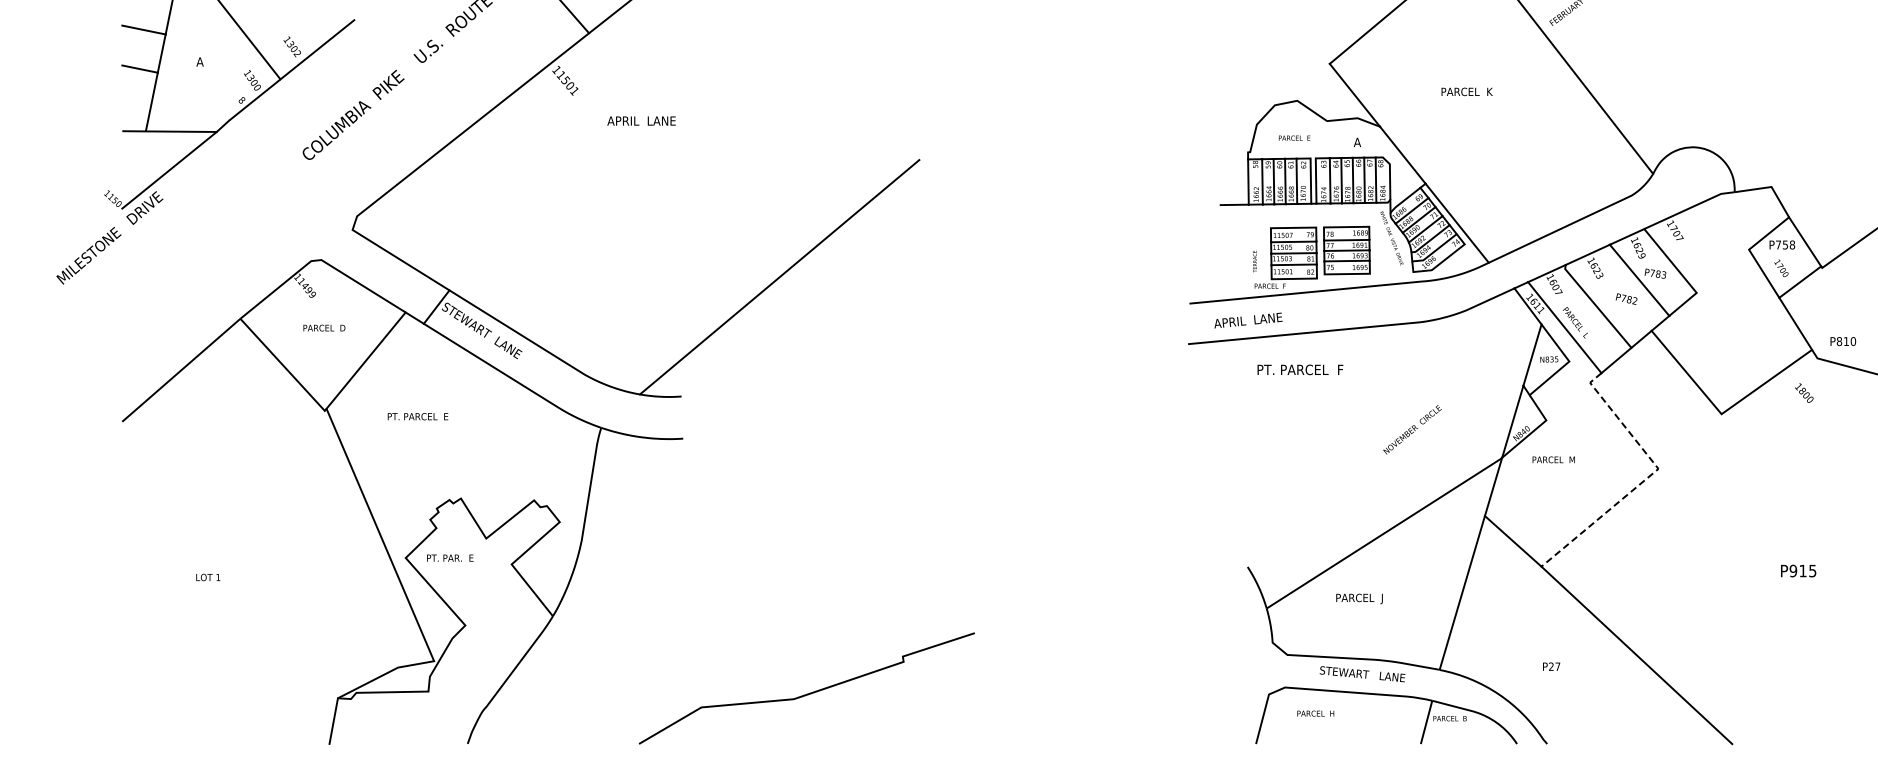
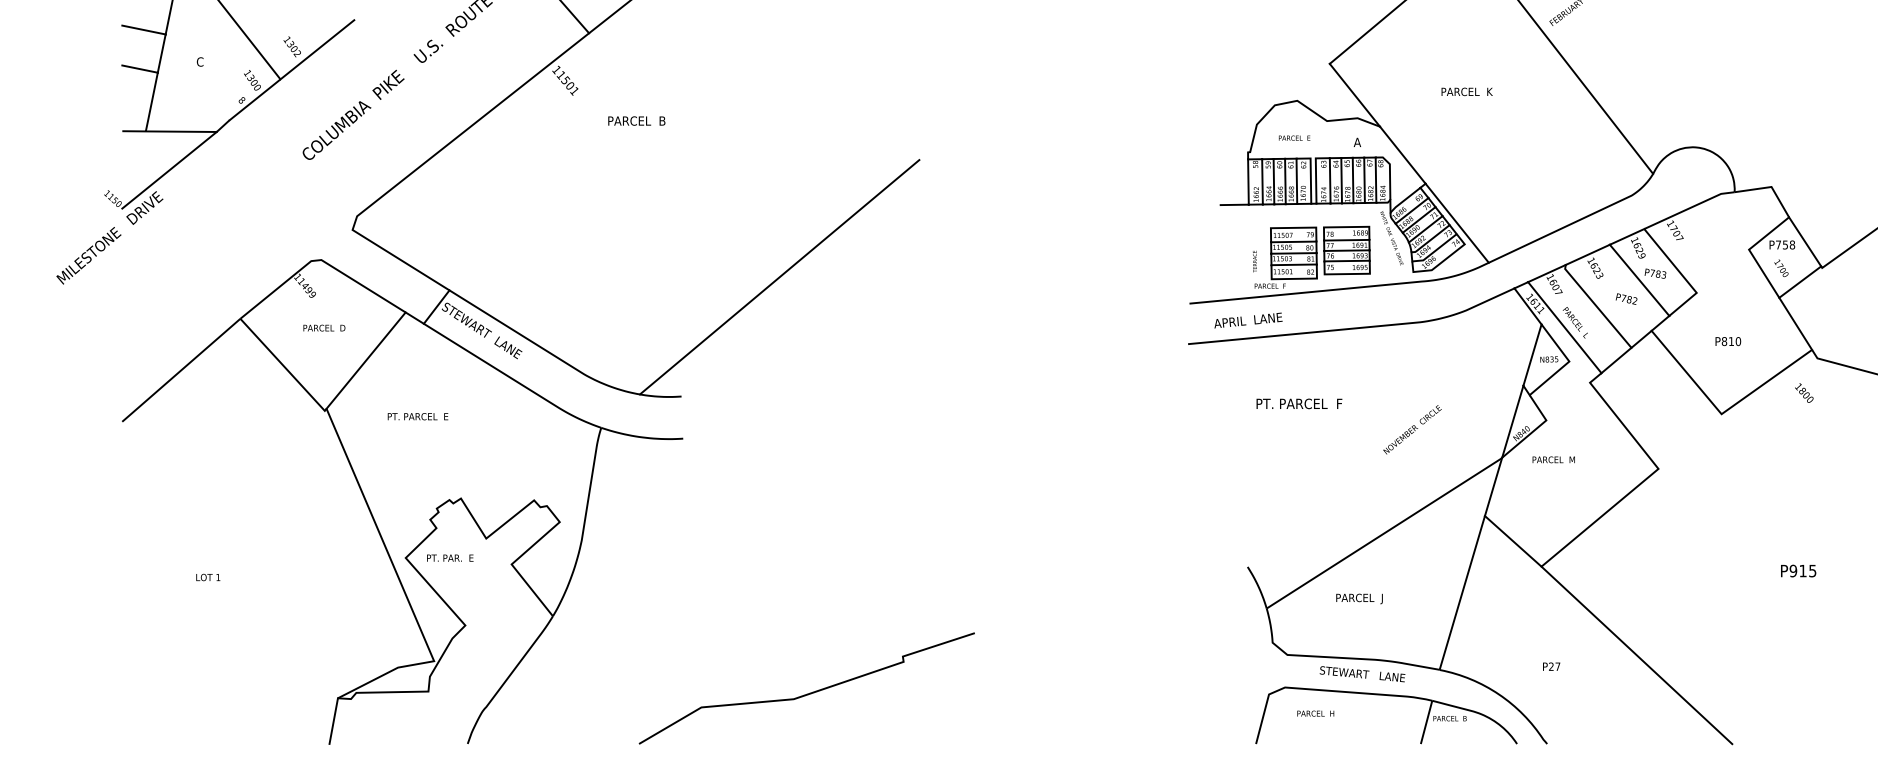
text: A -> C (199, 61)
text: APRIL  LANE -> PARCEL  B (641, 120)
text position: (1843, 341) -> (1728, 341) (1728, 341)
text position: (1300, 369) -> (1299, 403) (1299, 403)
line: dashed -> solid (1648, 477)
